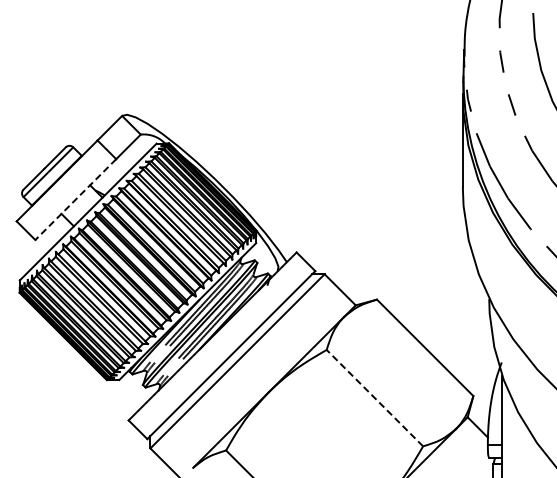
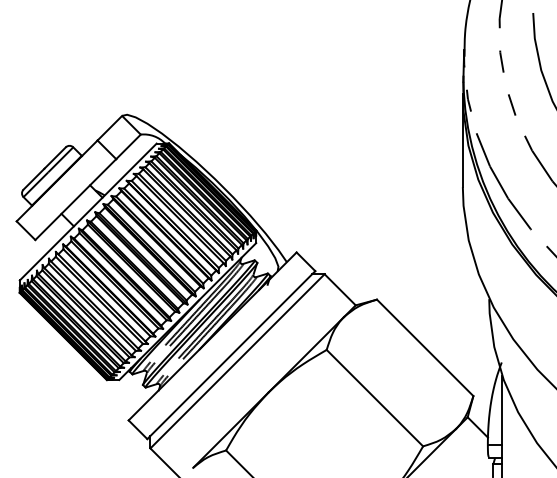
line: dashed -> solid (75, 199)
line: dashed -> solid (374, 397)
